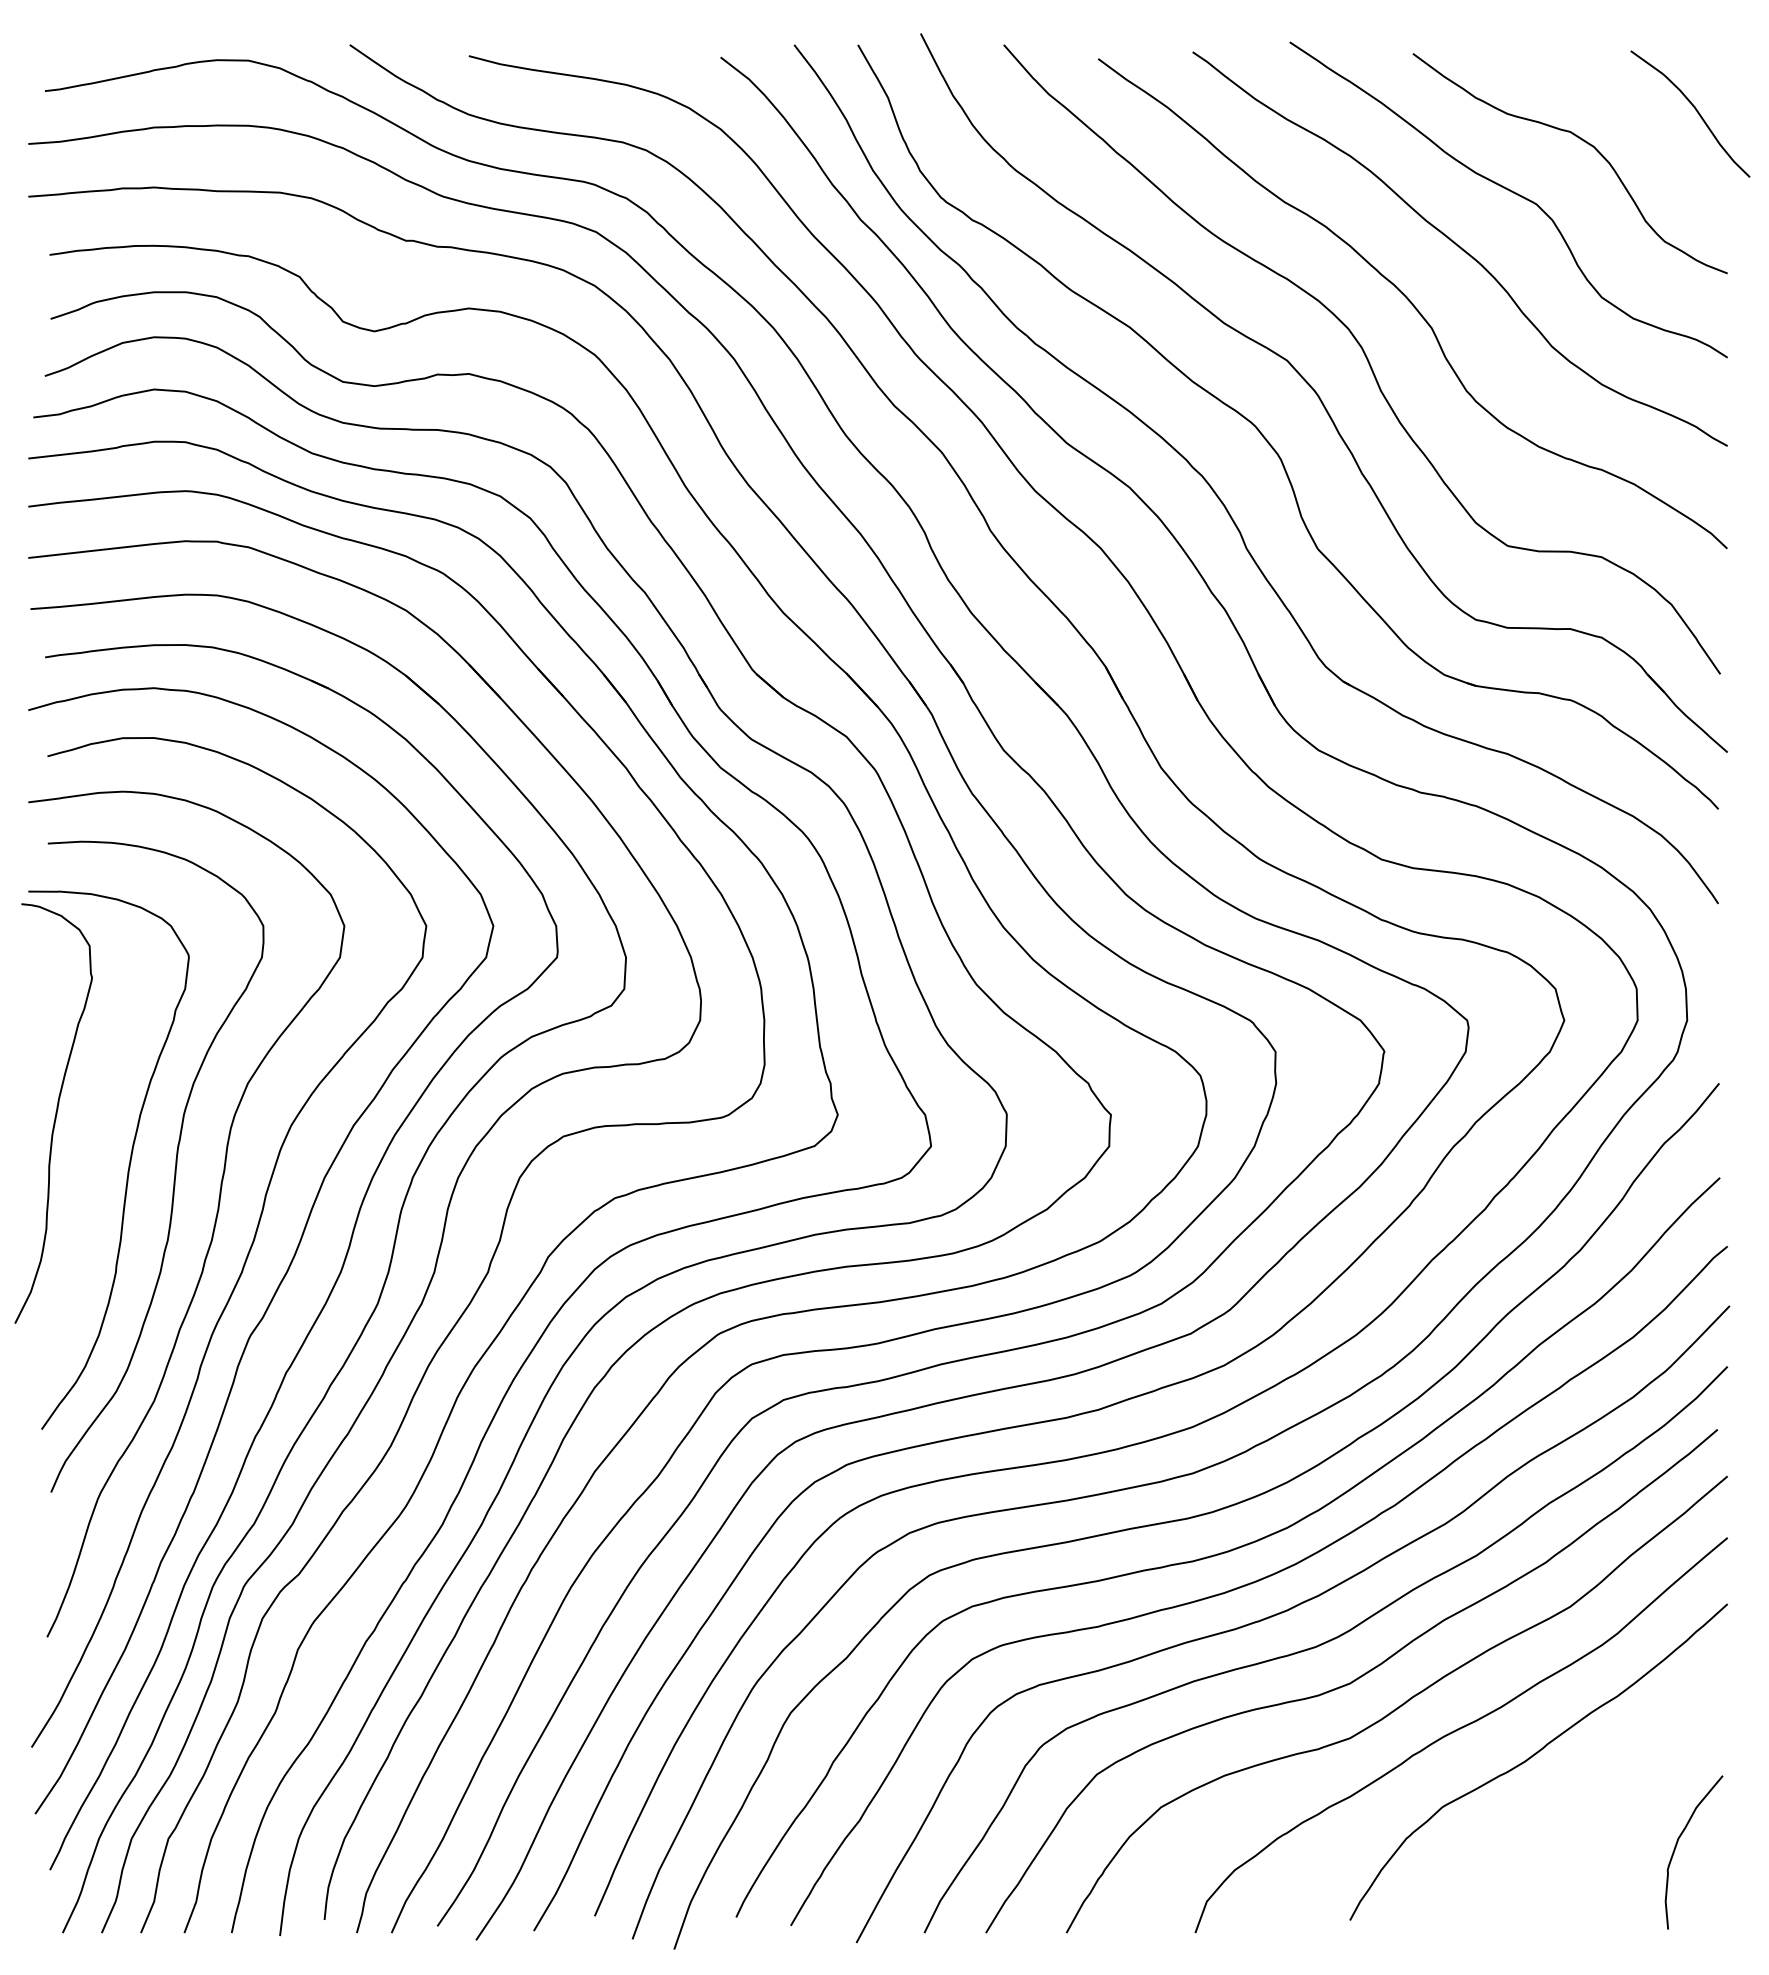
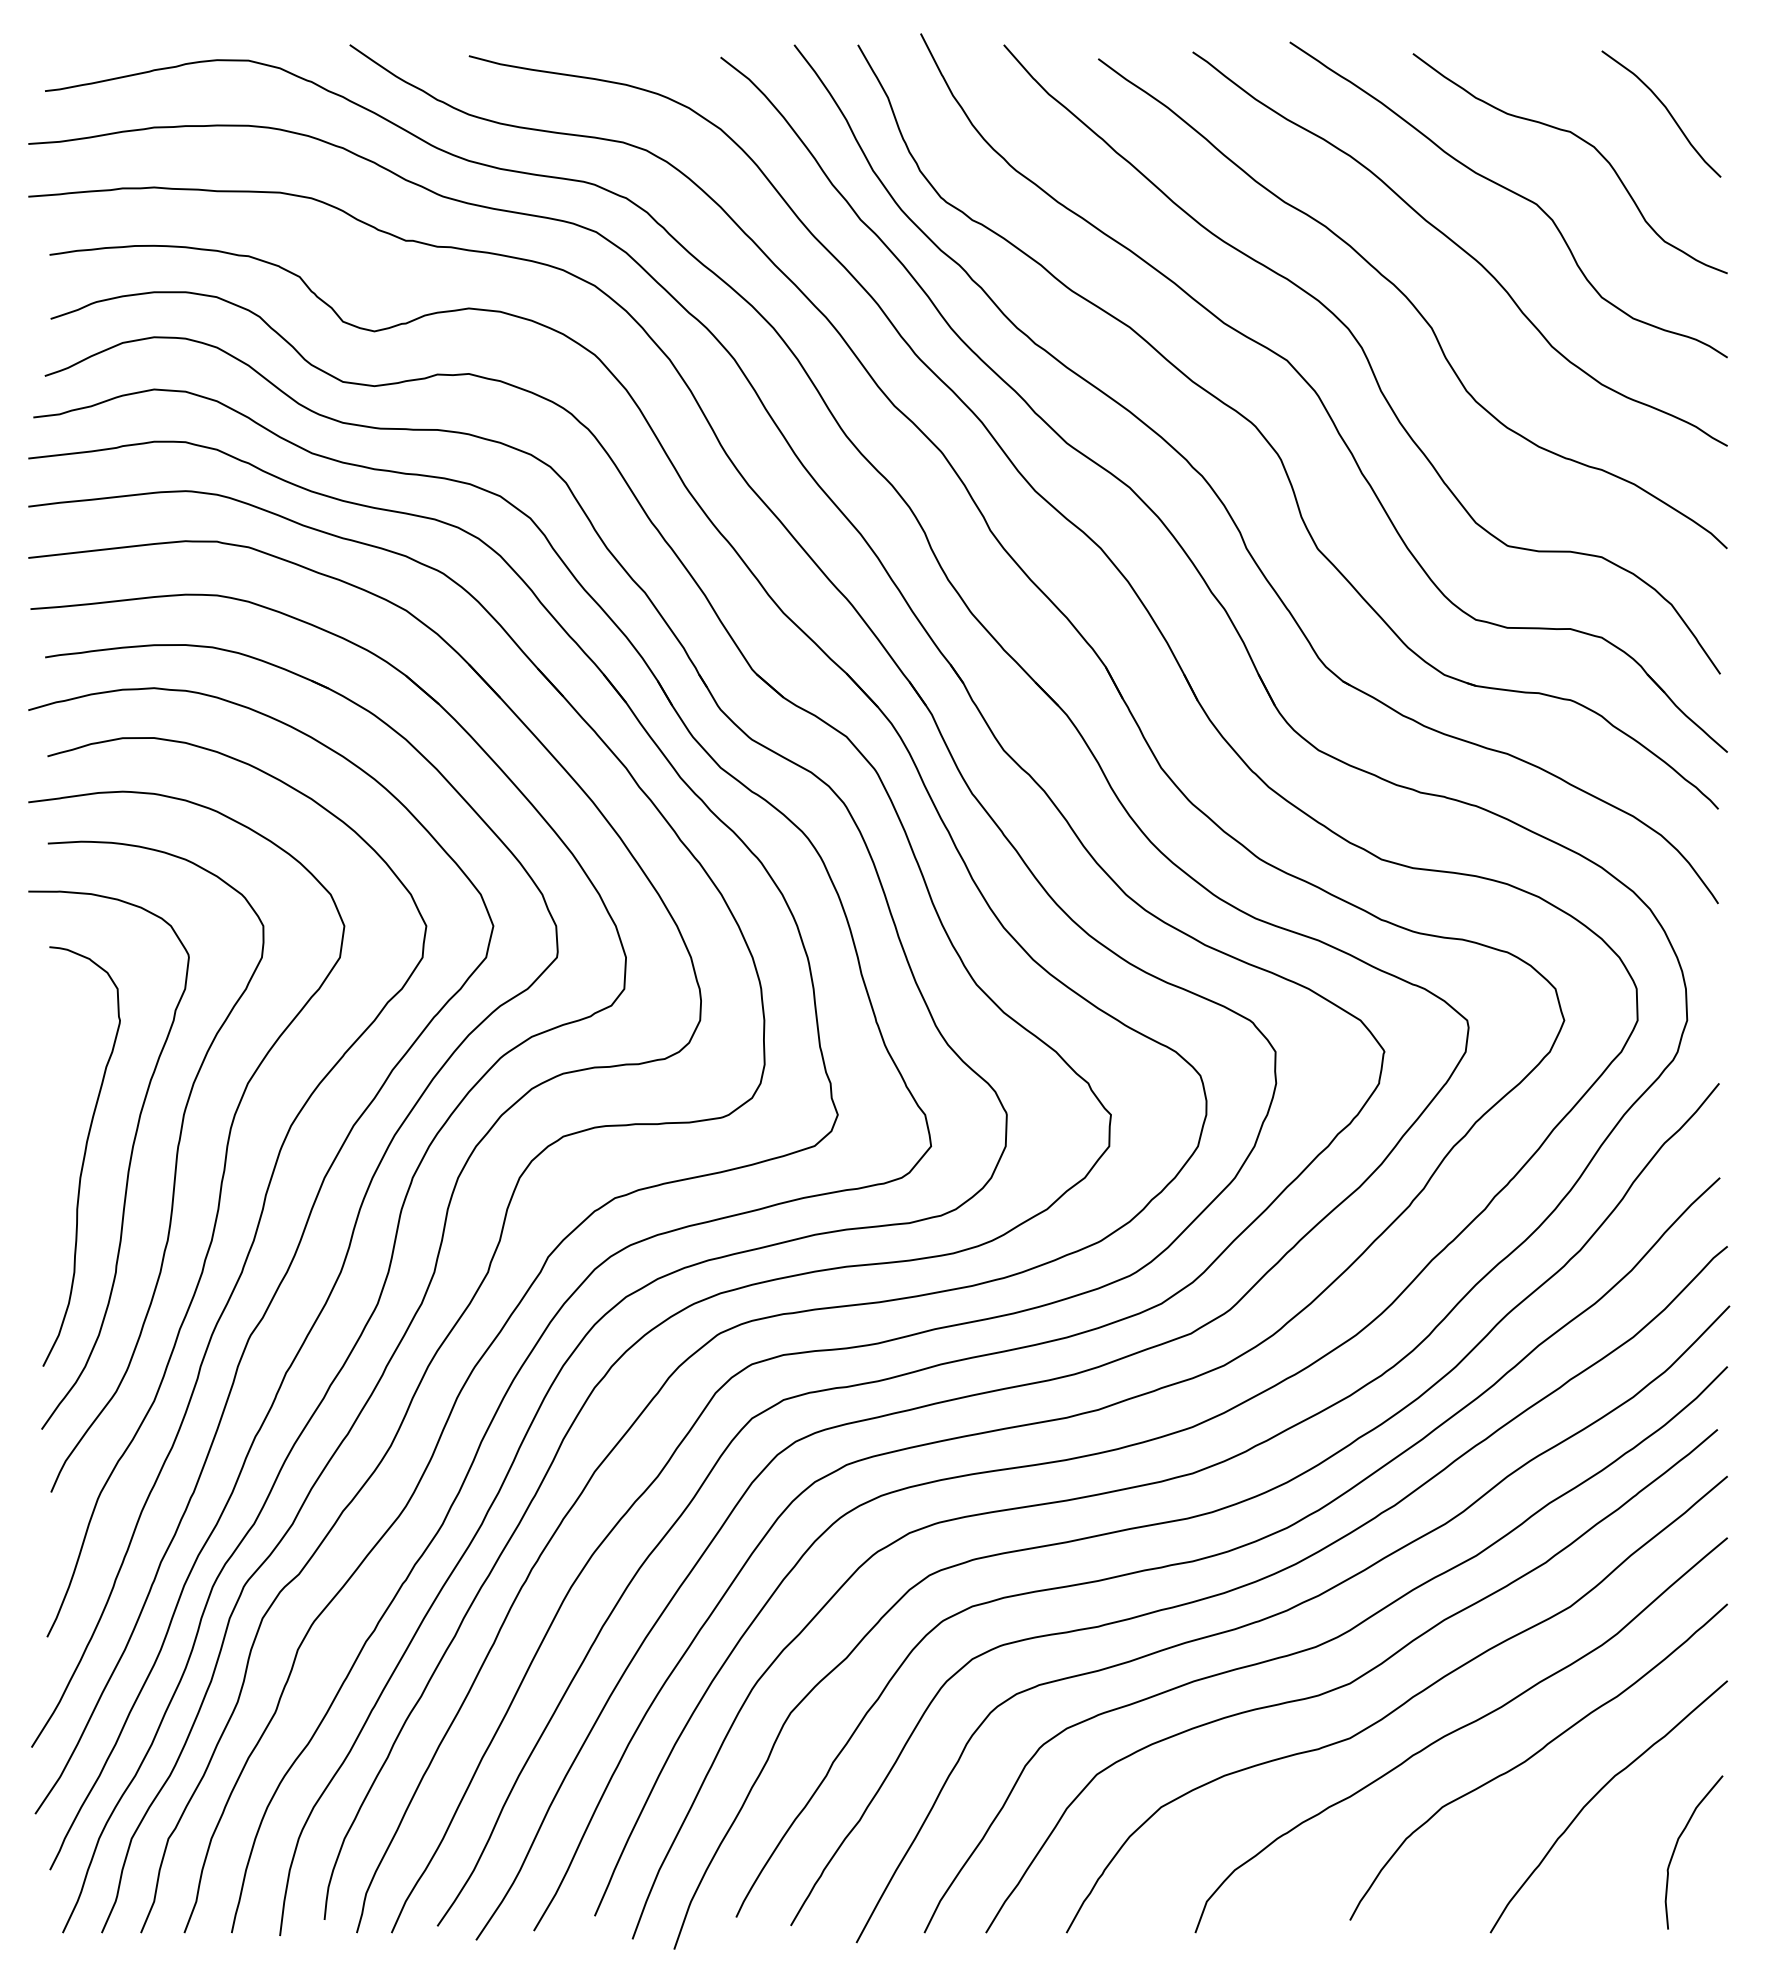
curve position: (1695, 110) -> (1666, 110) (1666, 110)
curve position: (55, 1113) -> (83, 1156) (83, 1156)
curve: none -> present (1597, 1794)
